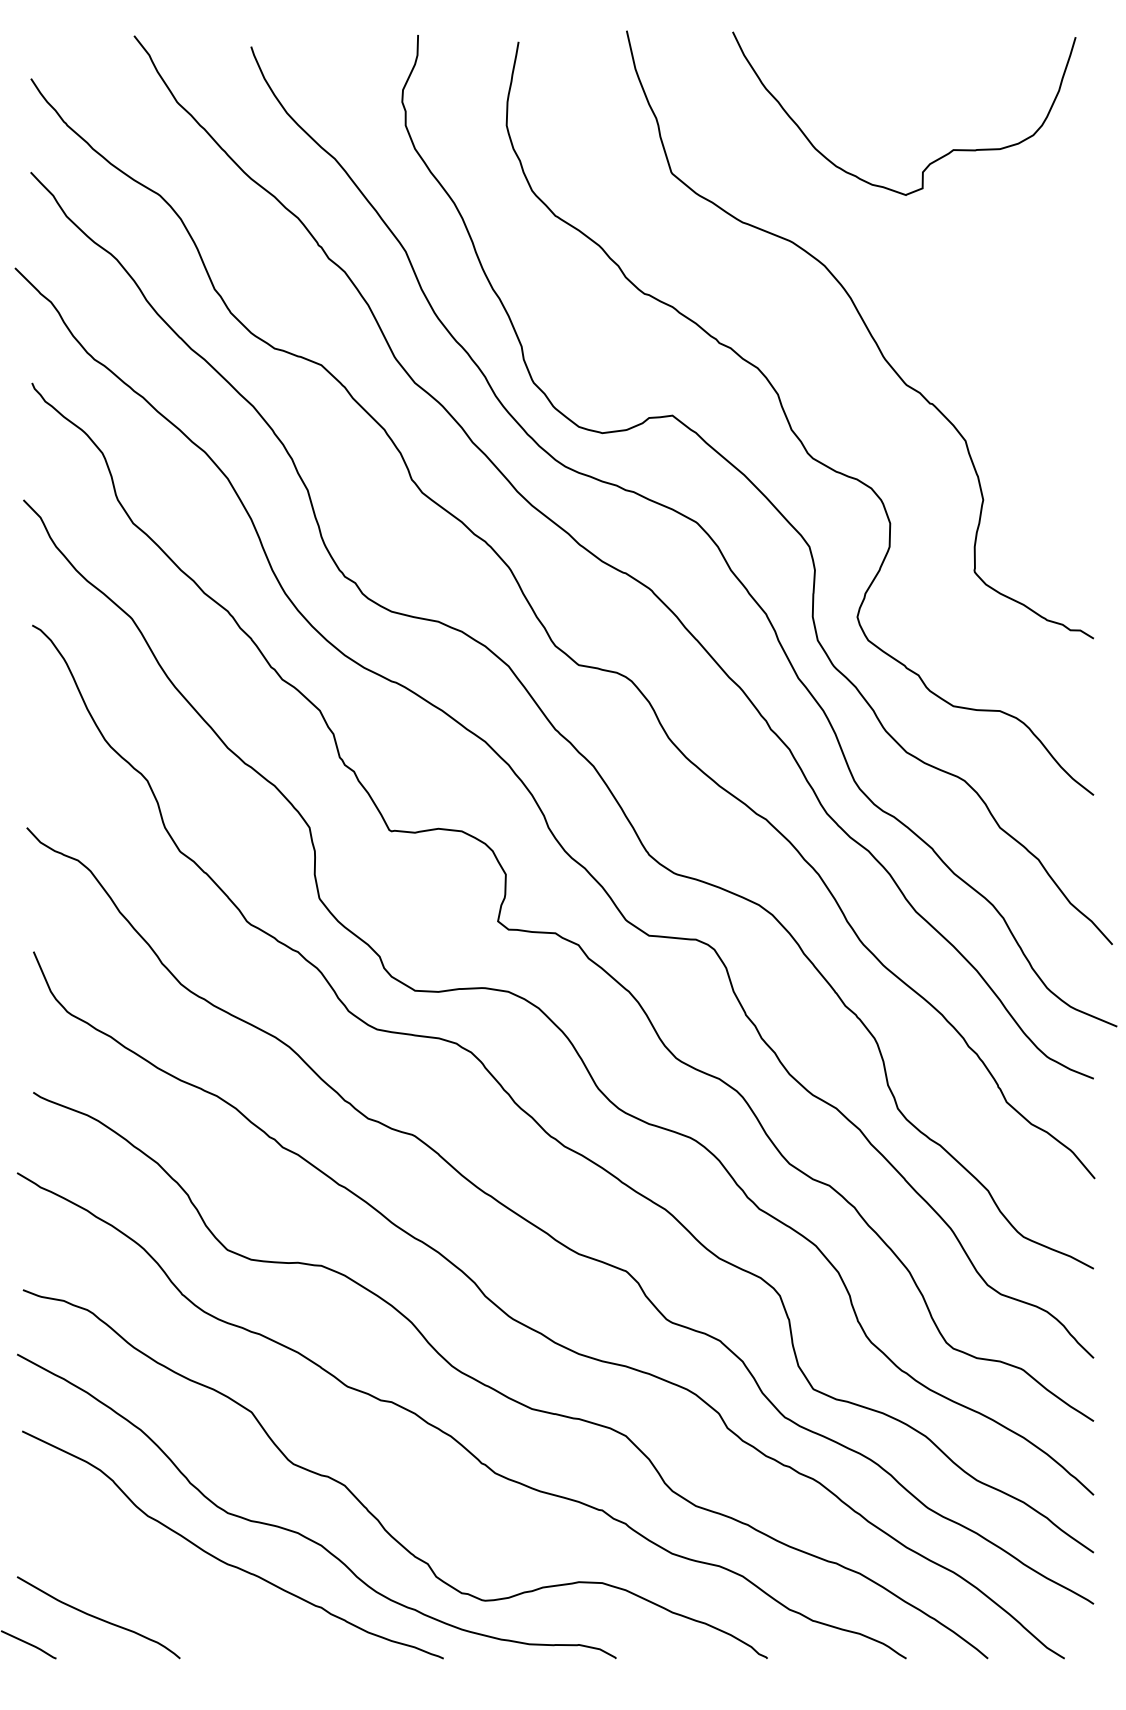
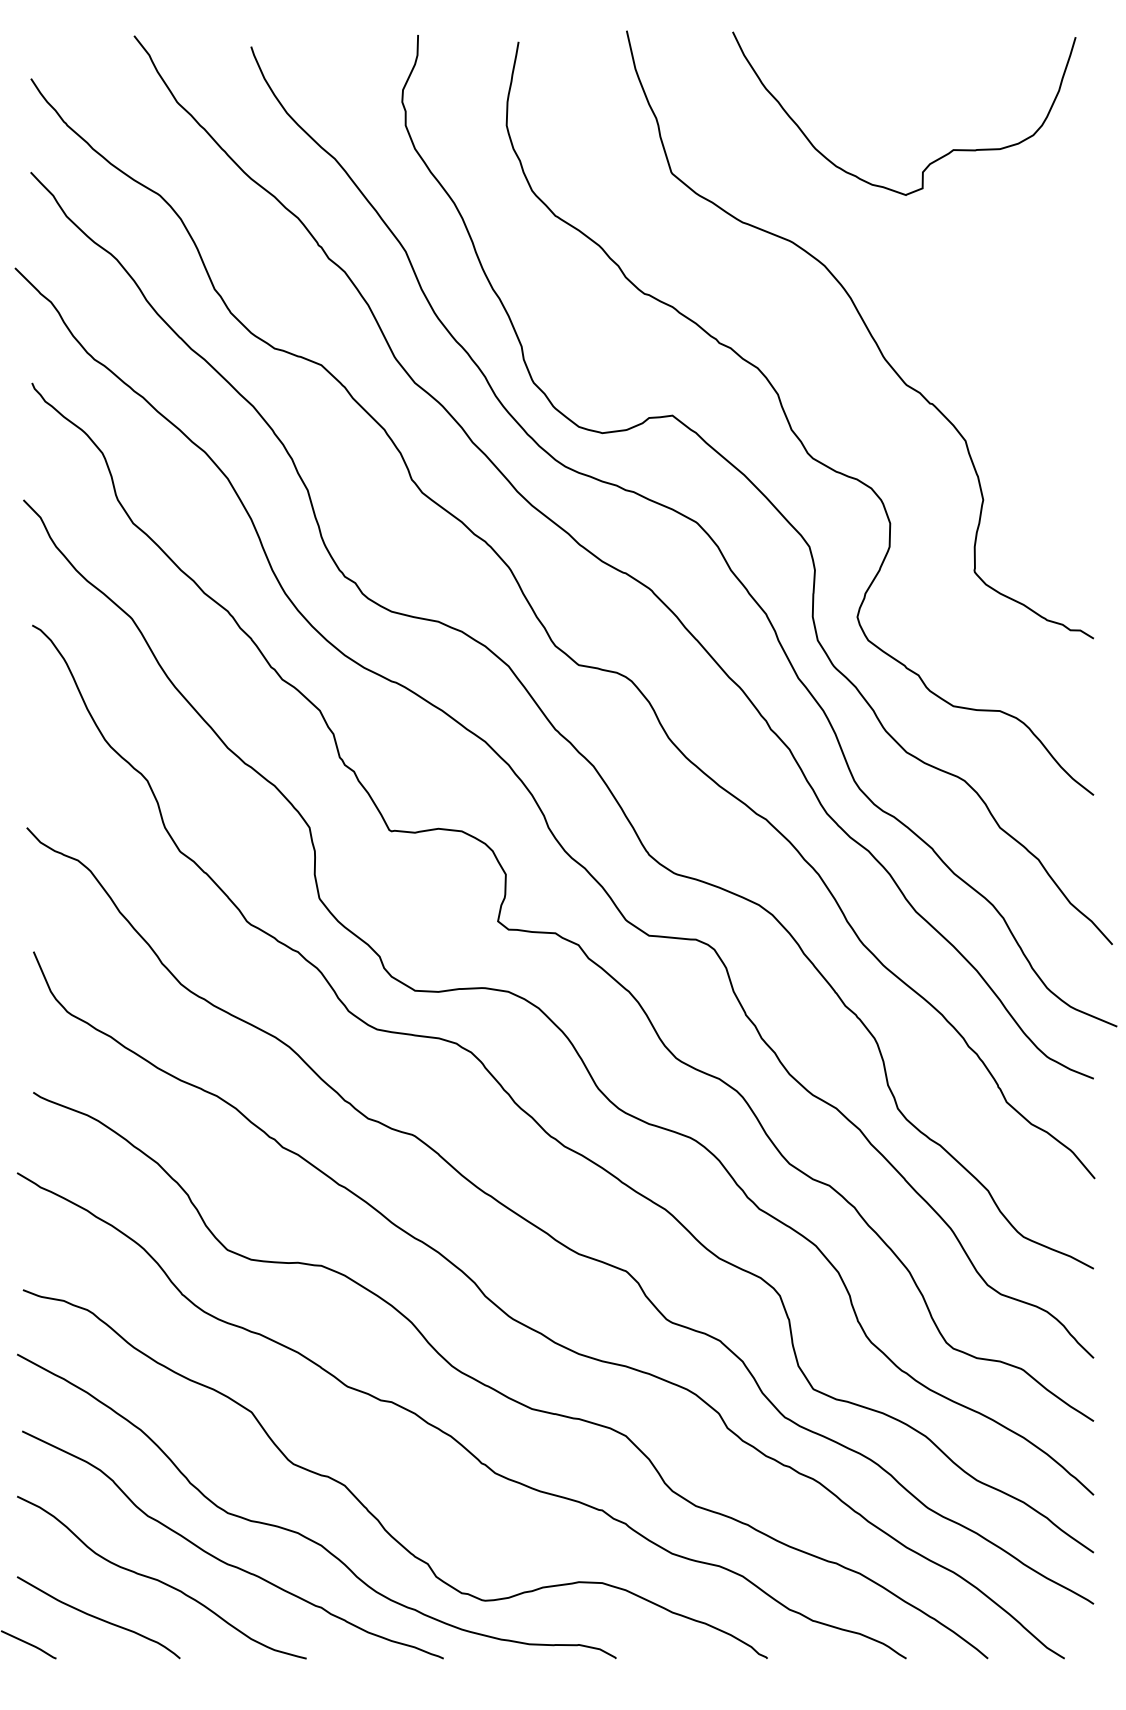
curve: none -> present (160, 1580)
